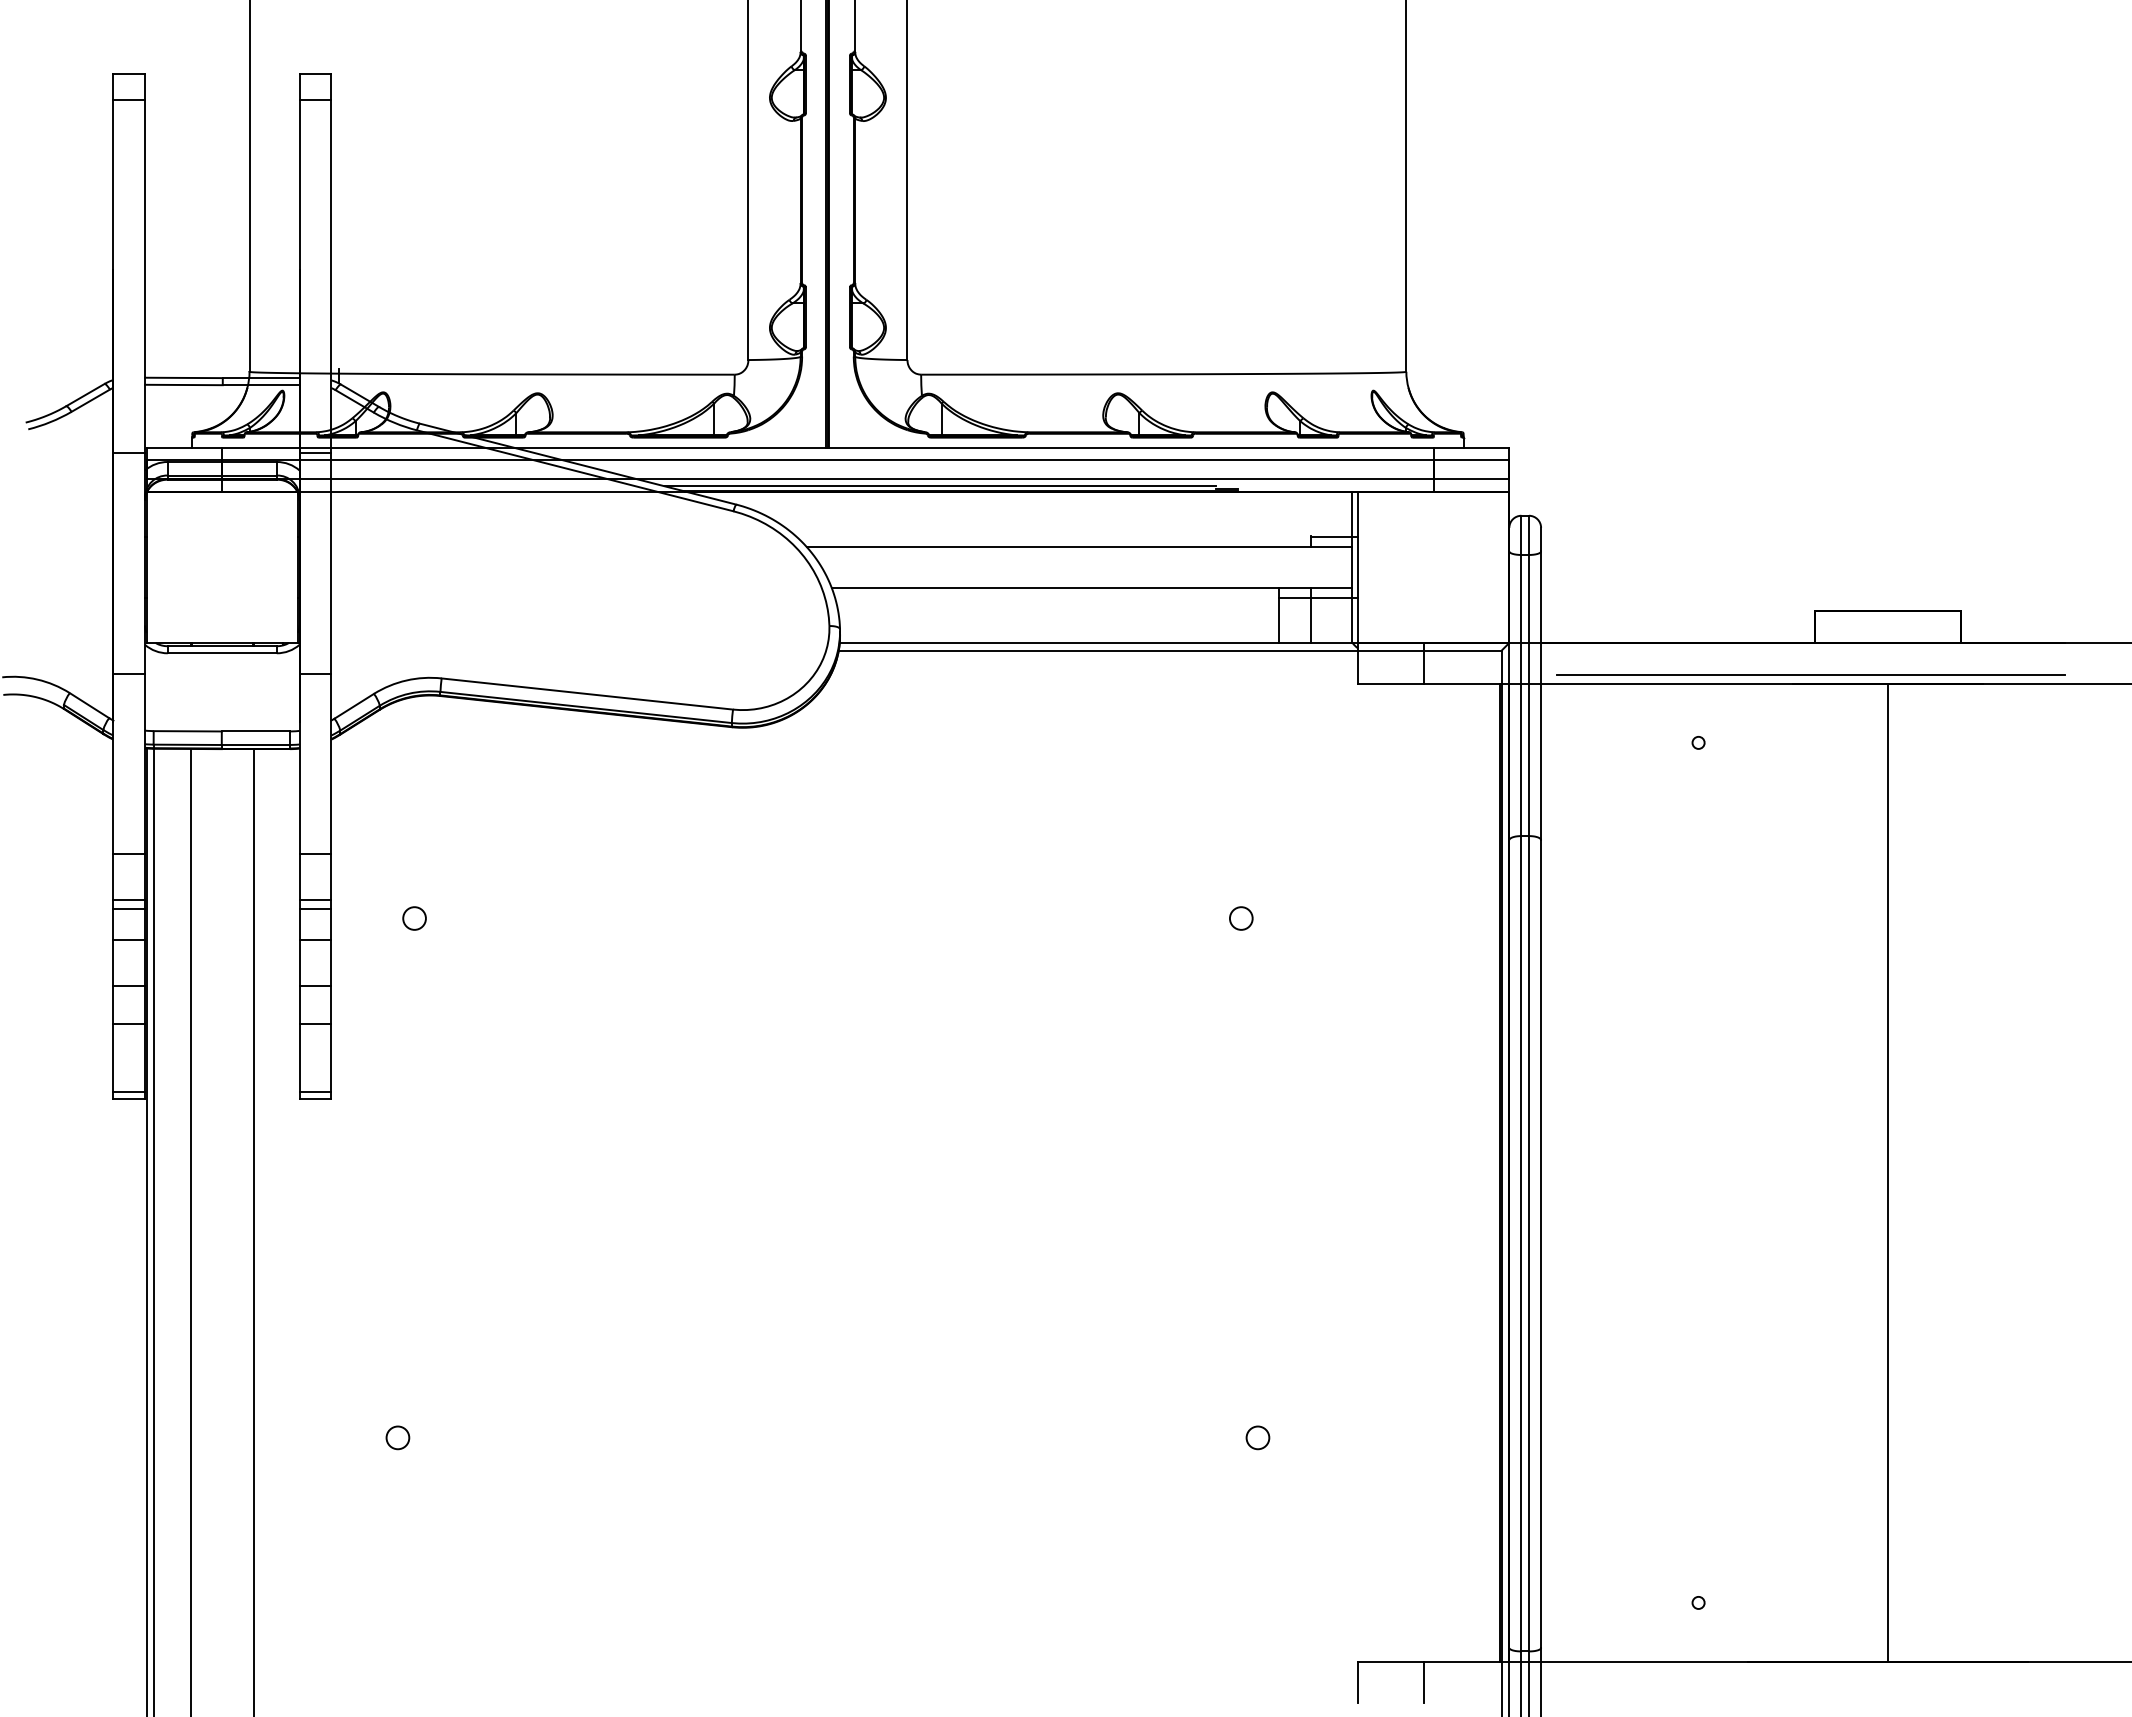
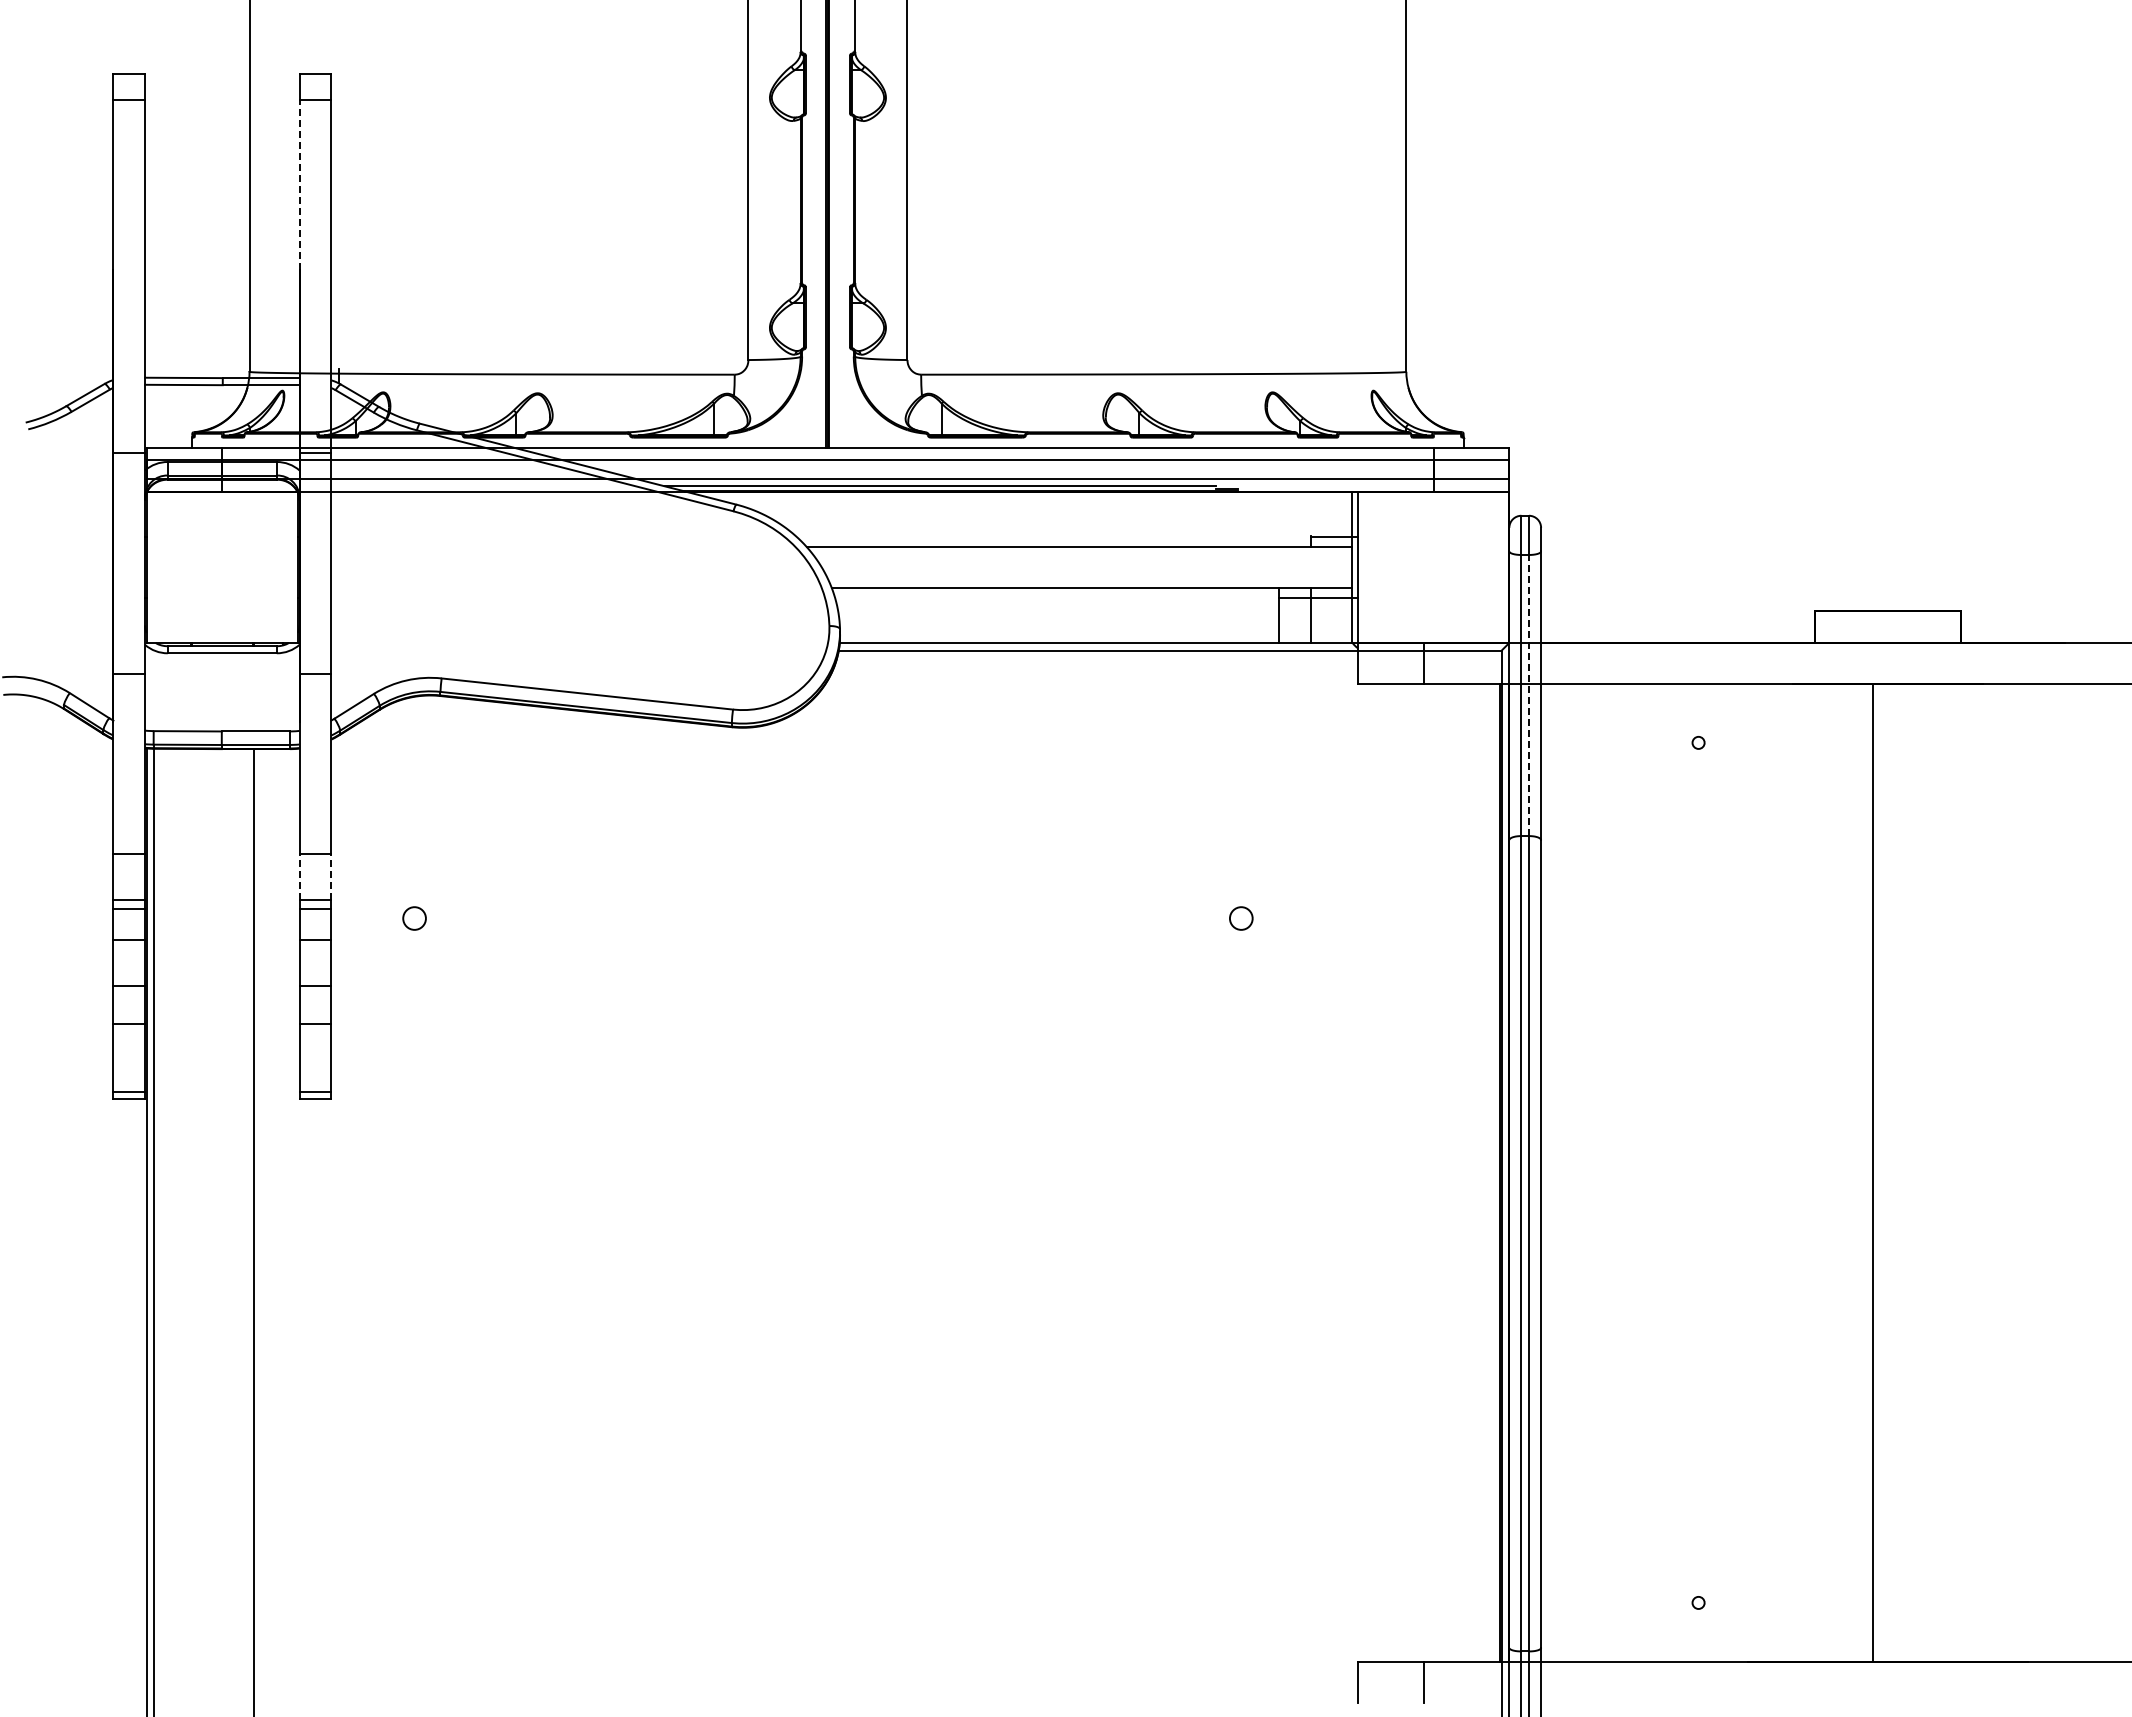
line: solid -> dashed (299, 184)
line: present -> none (1810, 674)
line: solid -> dashed (1529, 695)
line: solid -> dashed (299, 876)
line: solid -> dashed (331, 876)
line position: (1887, 1172) -> (1872, 1172) (1872, 1172)
line: present -> none (190, 1230)
circle: present -> none (397, 1437)
circle: present -> none (1257, 1437)
